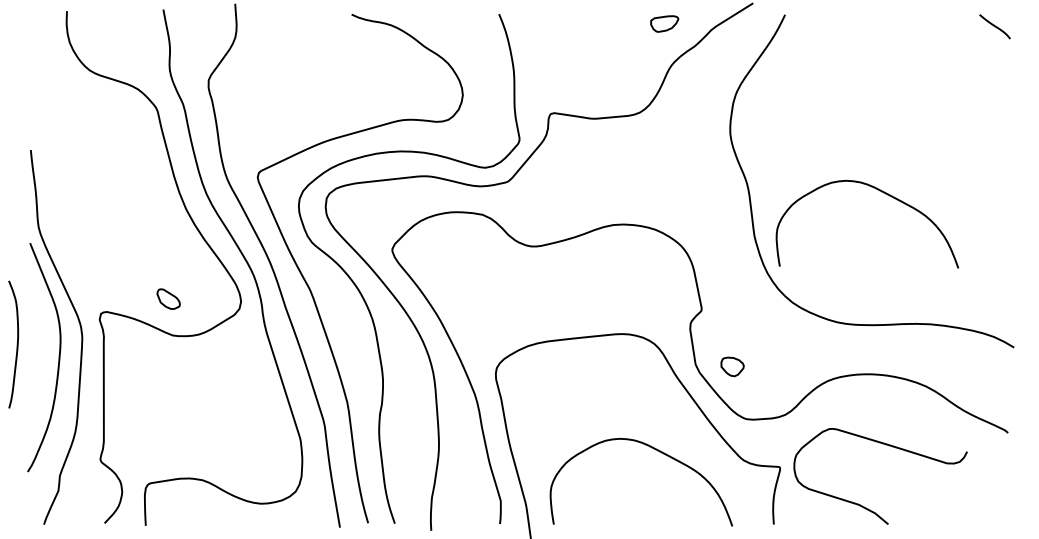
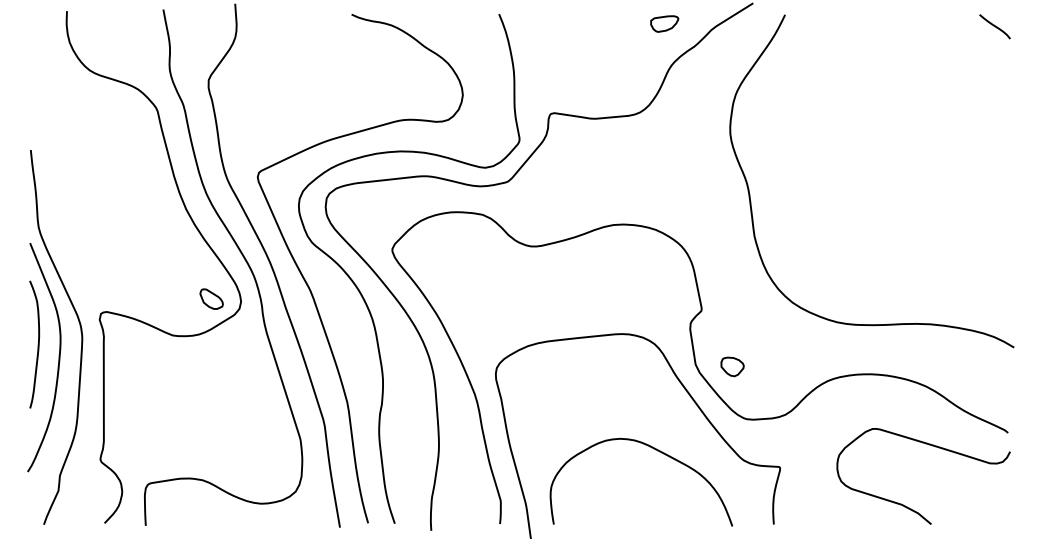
curve: present -> none (883, 193)
part position: (168, 298) -> (211, 298) (211, 298)
curve position: (16, 344) -> (37, 344) (37, 344)
curve position: (889, 446) -> (932, 446) (932, 446)
